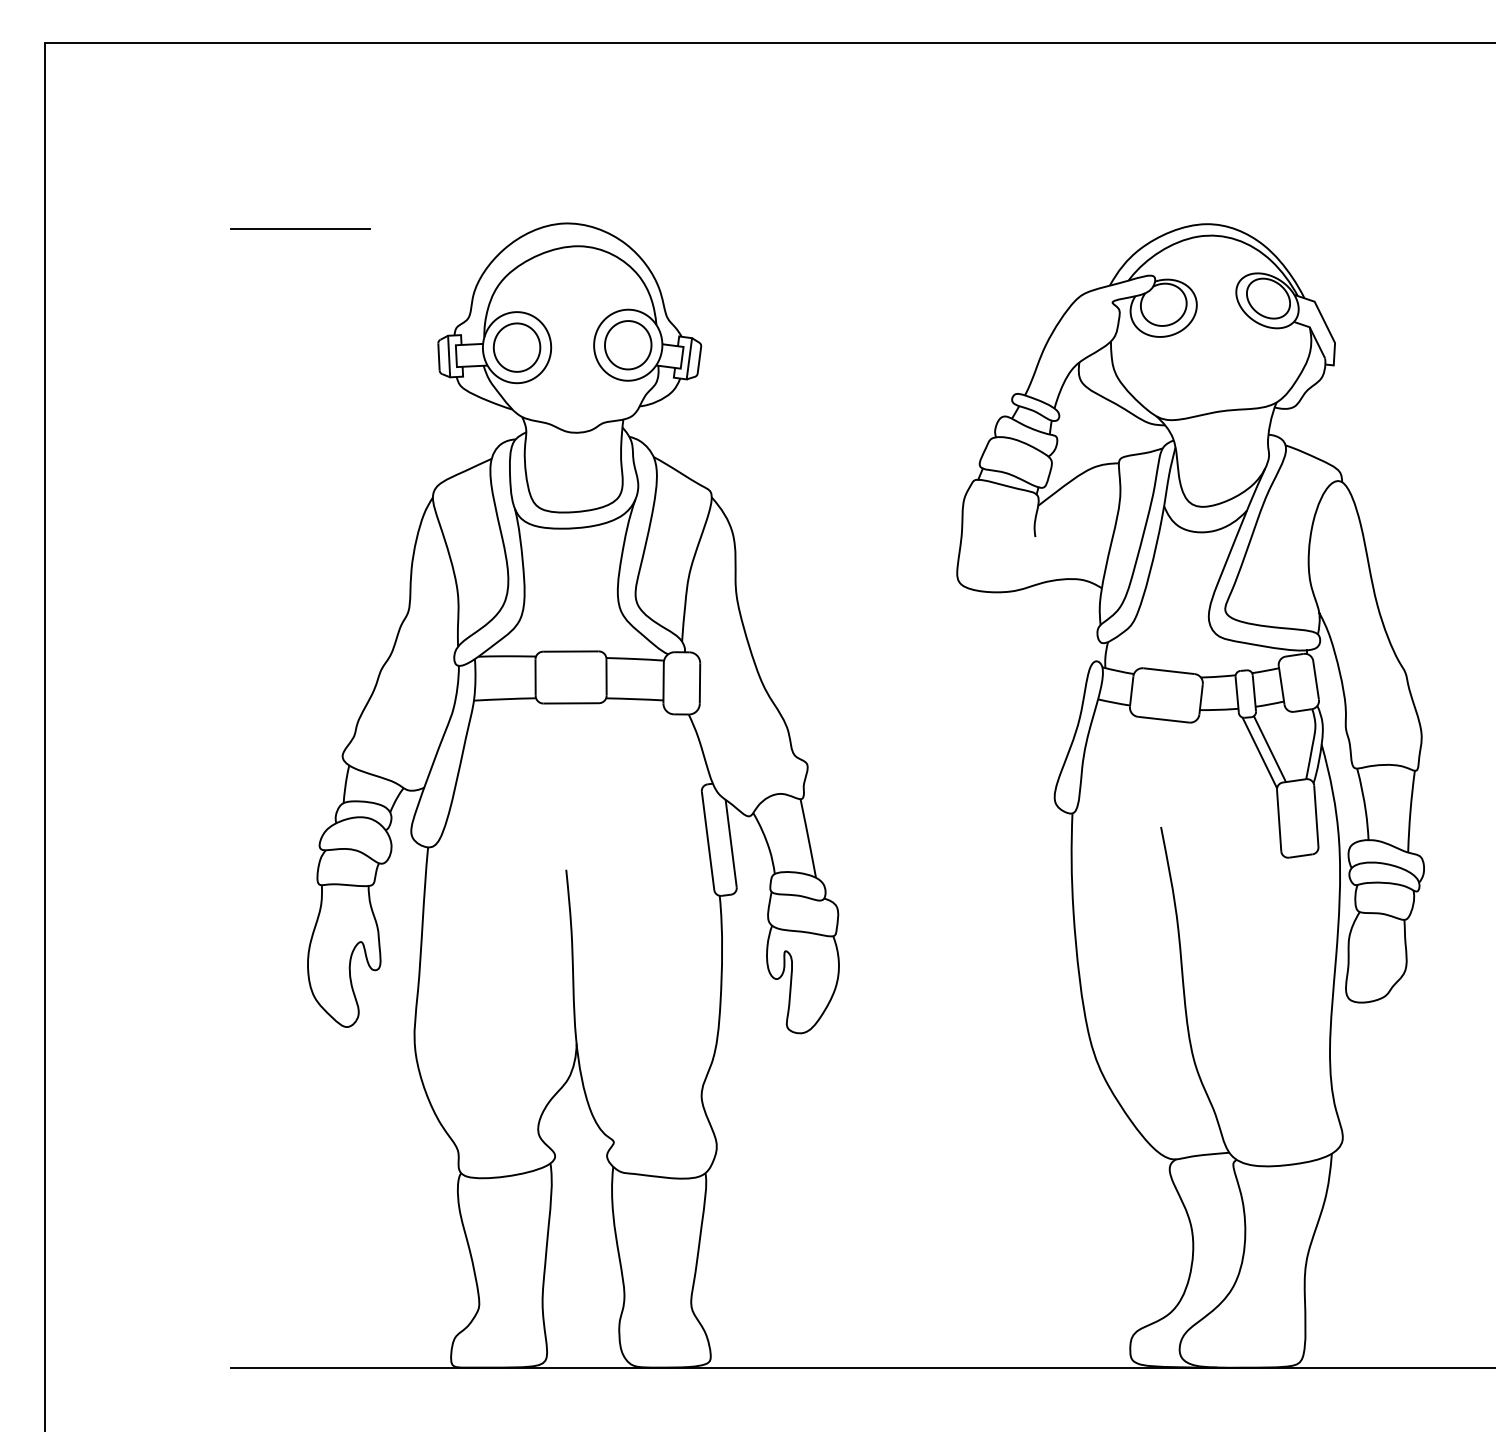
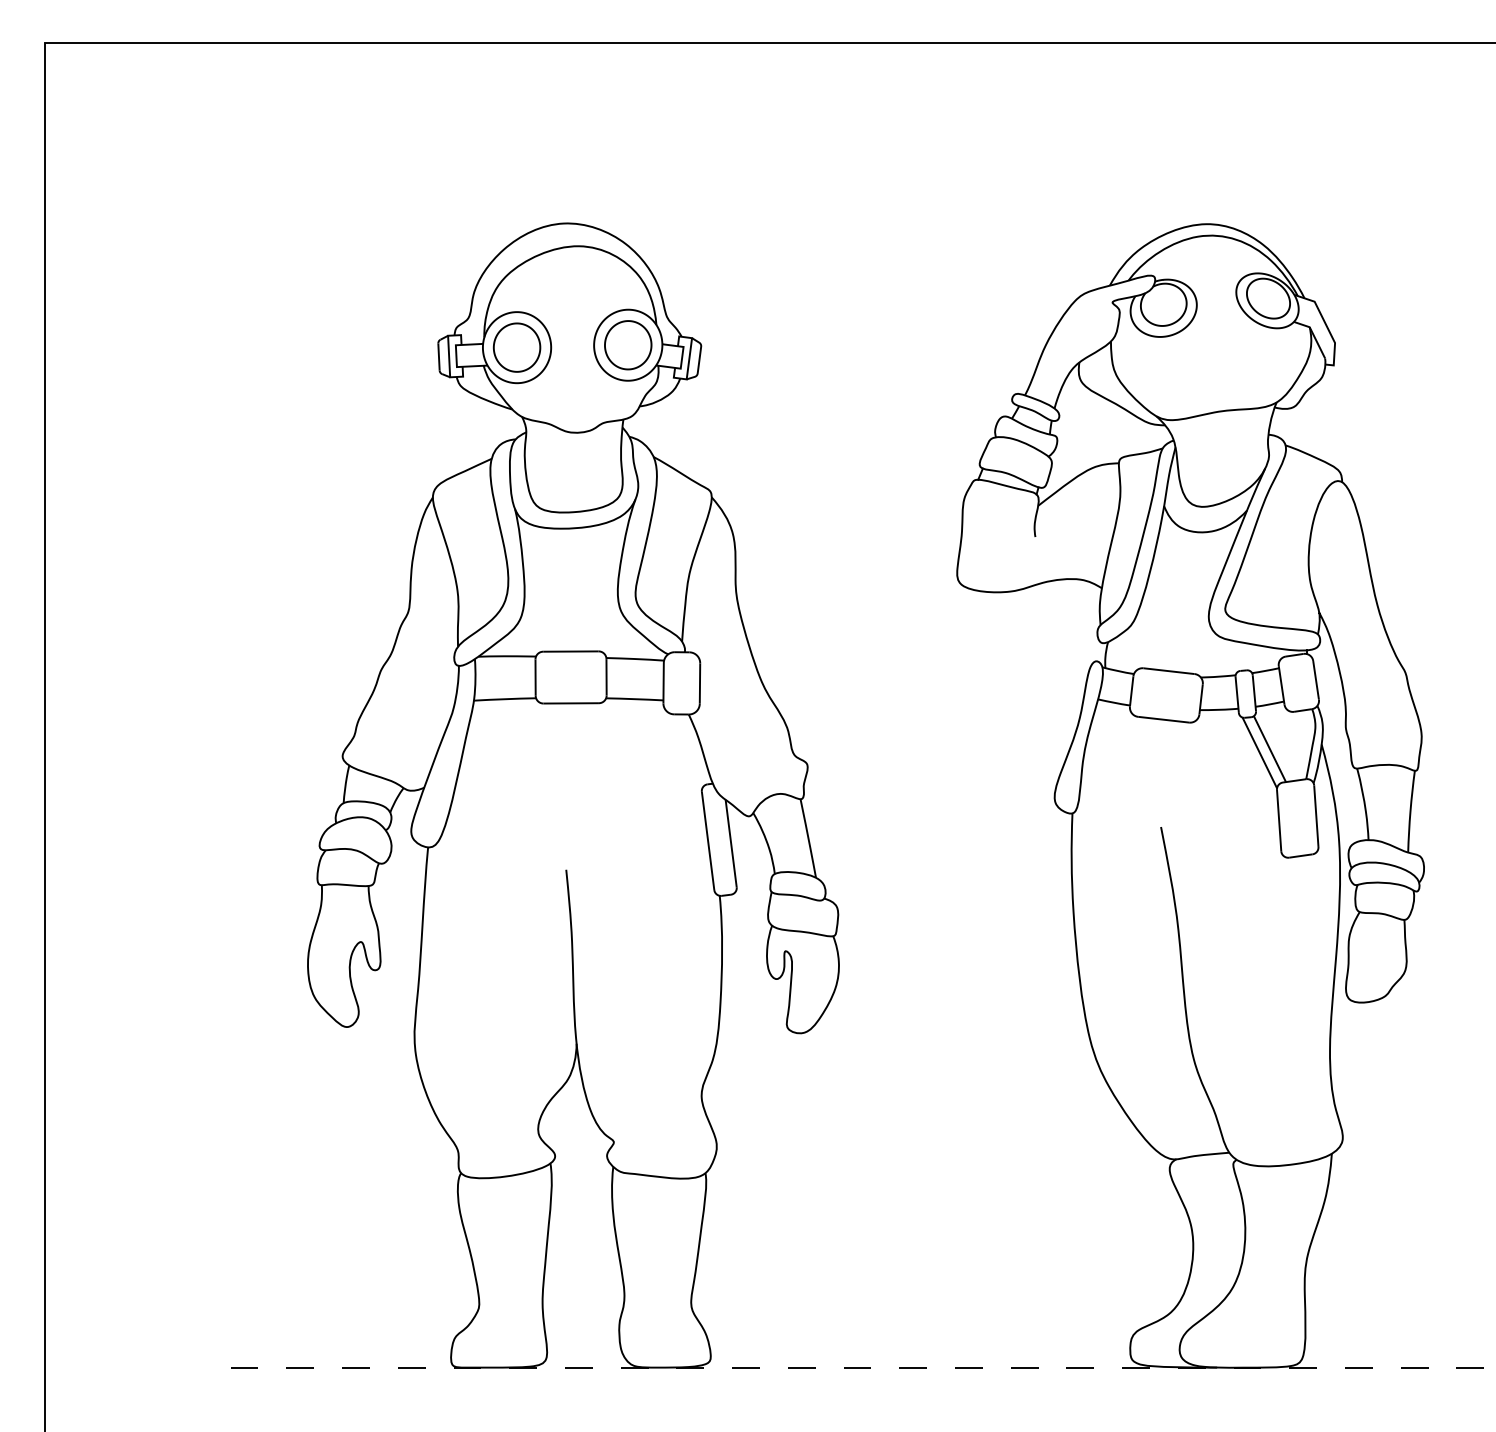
line: present -> none (299, 228)
line: solid -> dashed (863, 1367)
